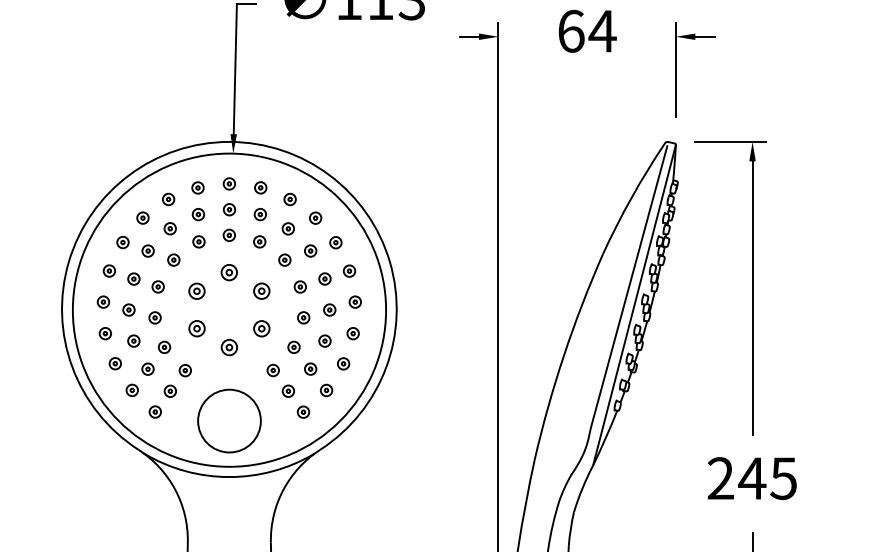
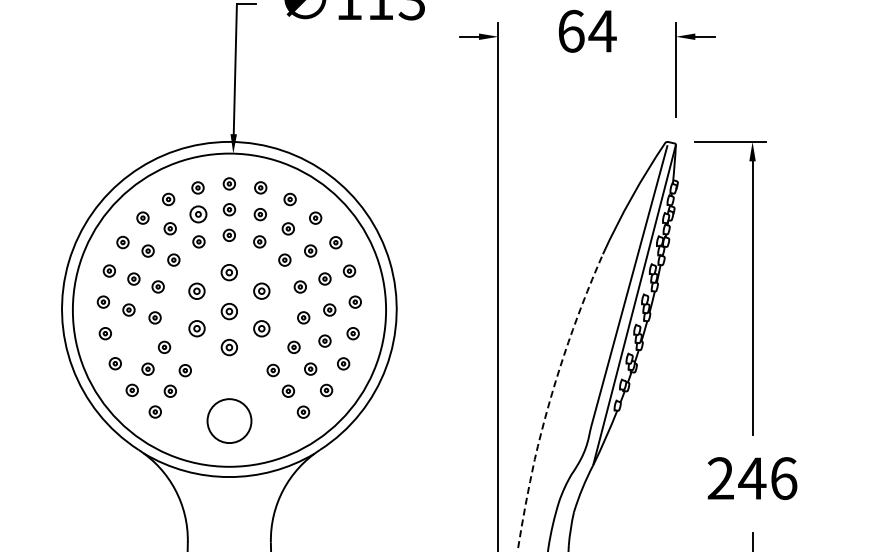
part size: 15x14 px -> 19x19 px (198, 214)
part: none -> present (228, 311)
part: present -> none (133, 340)
line: solid -> dashed (550, 399)
circle diameter: 63 px -> 44 px (229, 421)
text: 245 -> 246 (783, 478)
